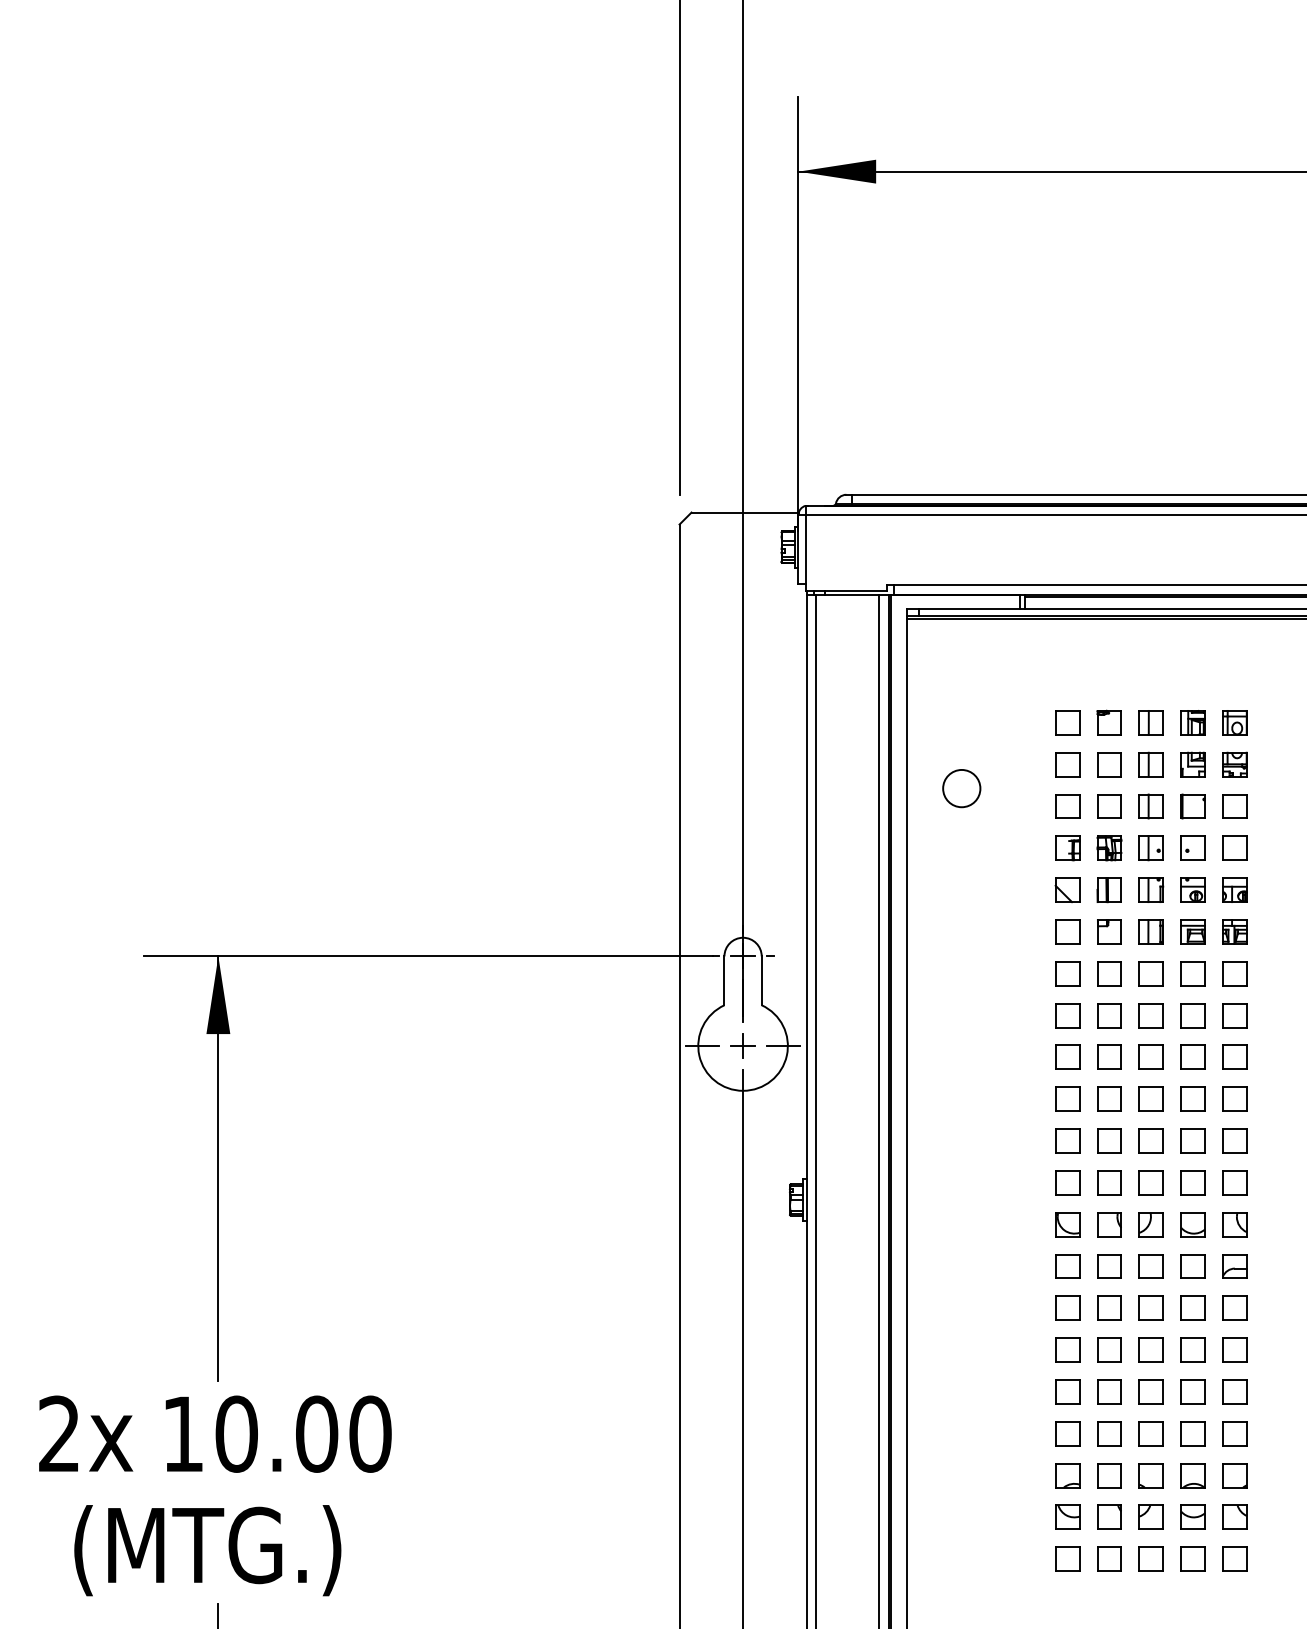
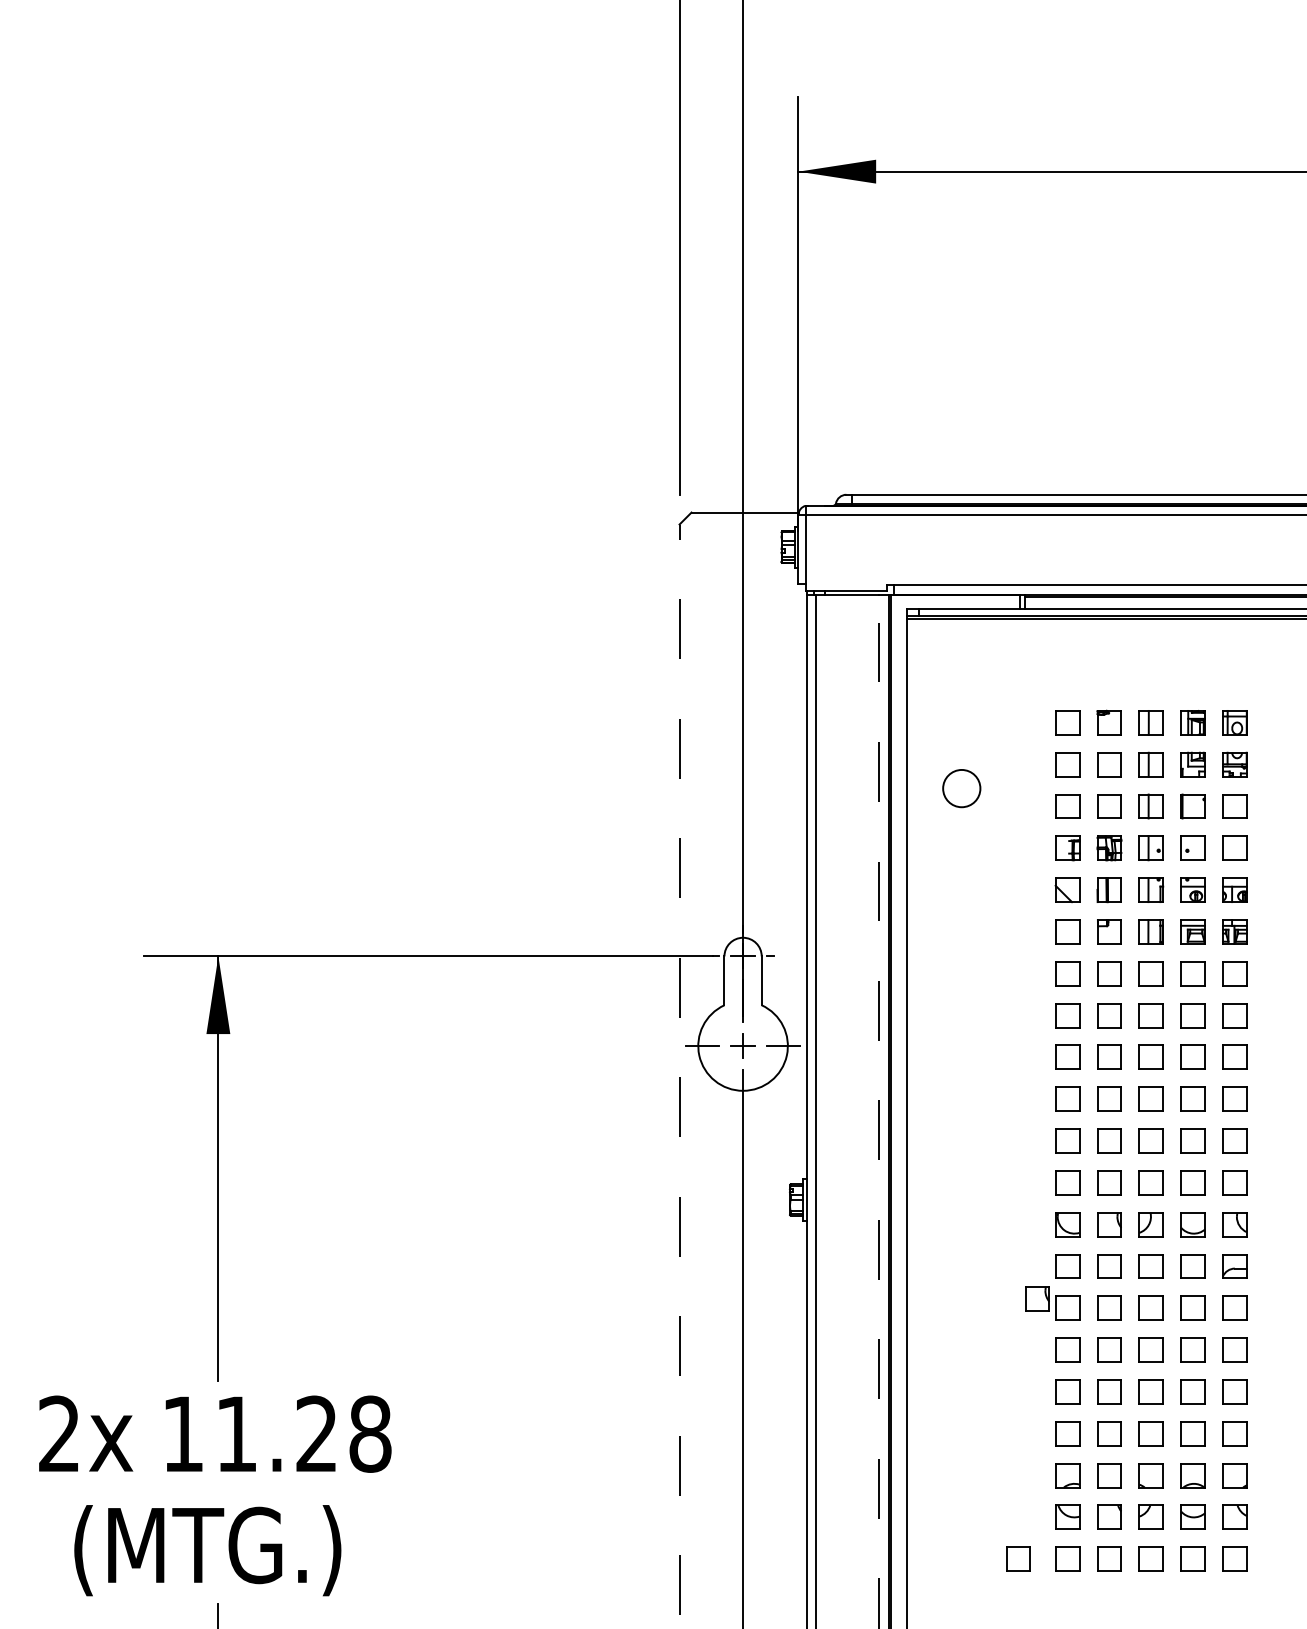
line: solid -> dashed (679, 1076)
line: solid -> dashed (879, 1111)
part: none -> present (1037, 1298)
text: 10.00 -> 11.28 (303, 1433)
part: none -> present (1018, 1558)
